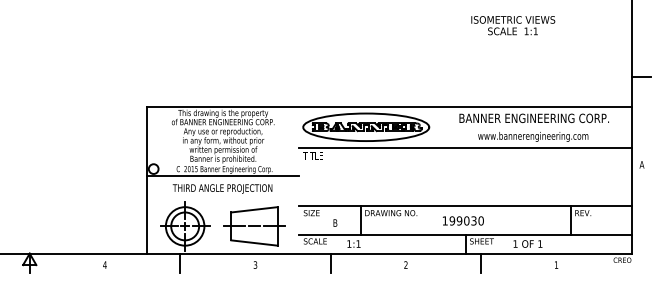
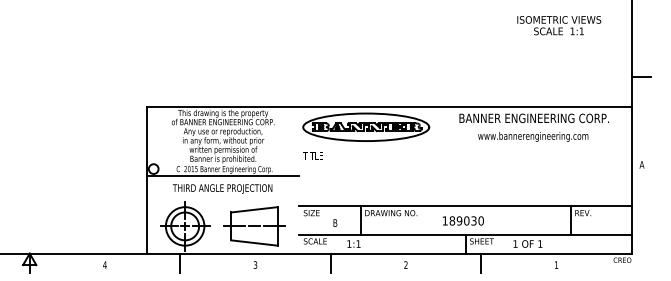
text position: (513, 25) -> (559, 25) (559, 25)
line: present -> none (465, 148)
text: 199030 -> 189030 (452, 220)
